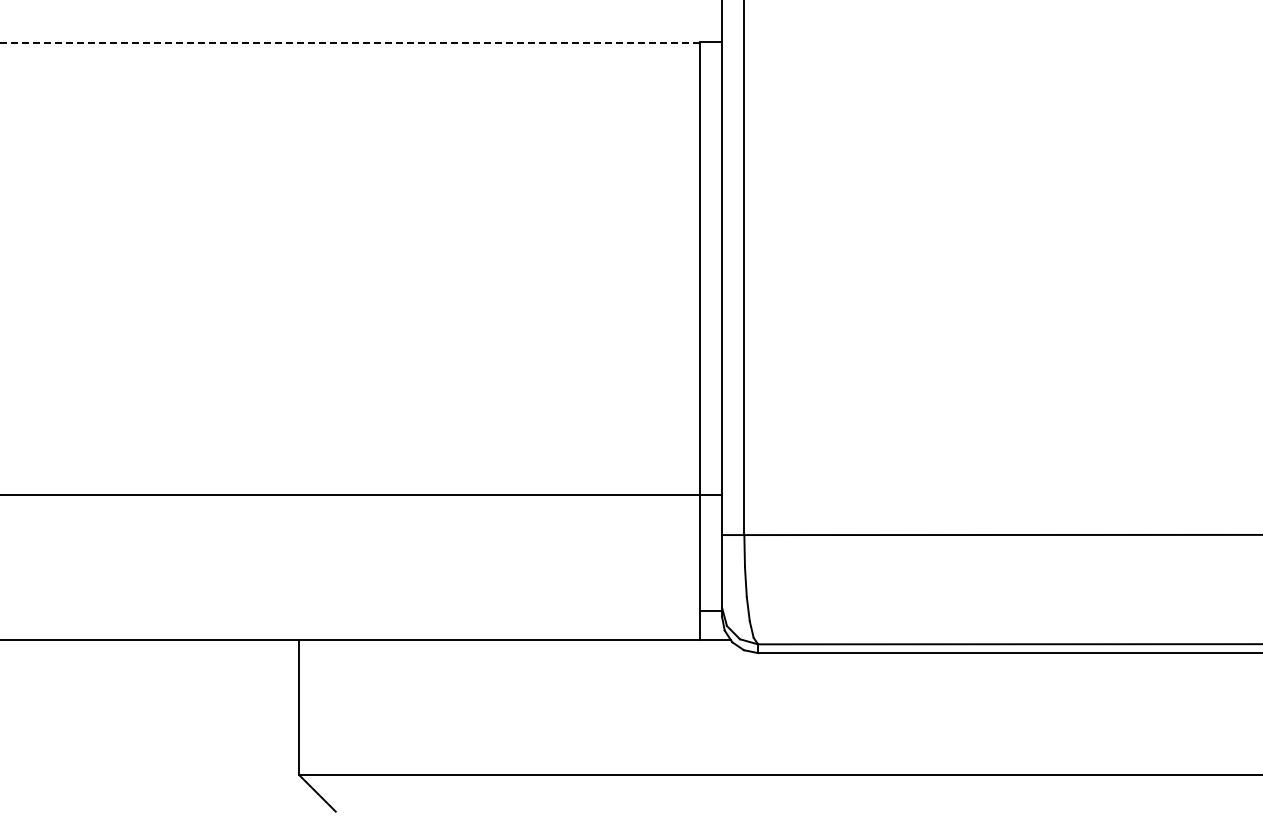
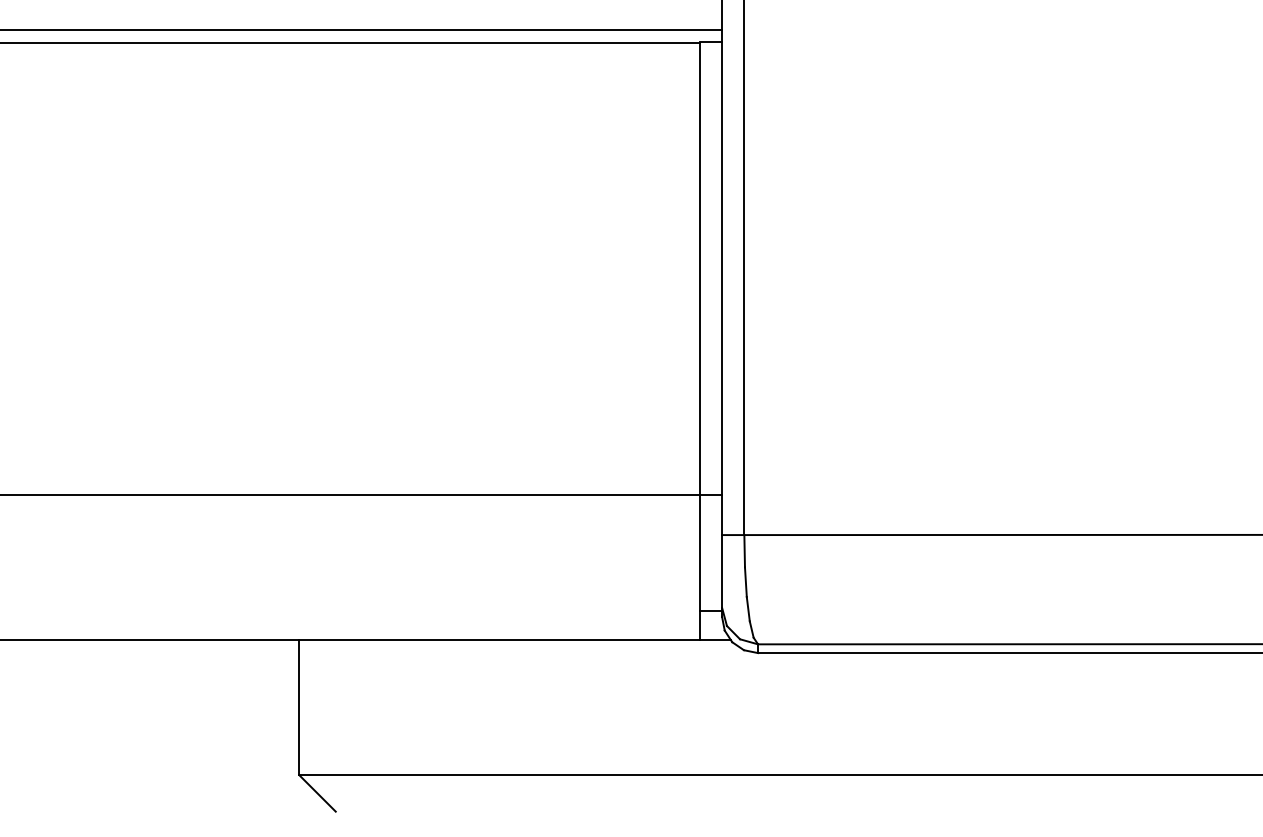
line: none -> present (362, 29)
line: dashed -> solid (350, 42)
